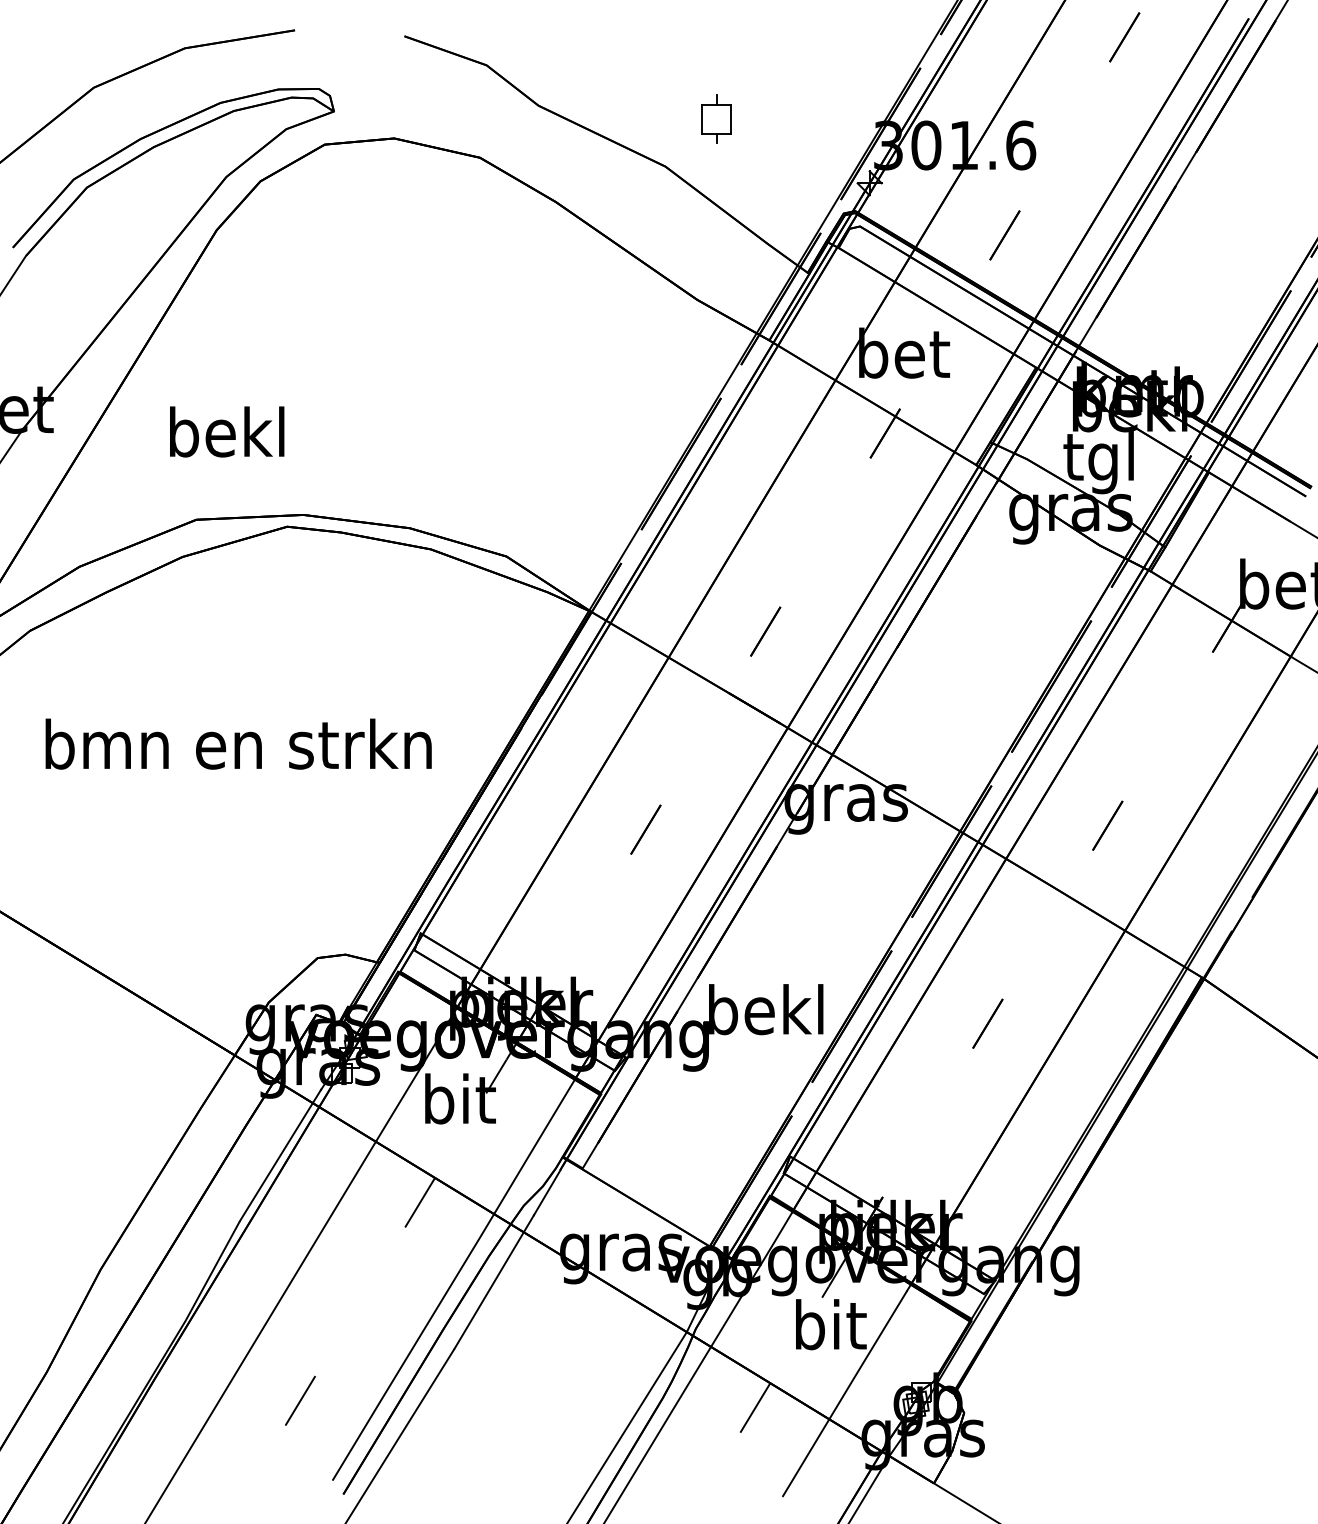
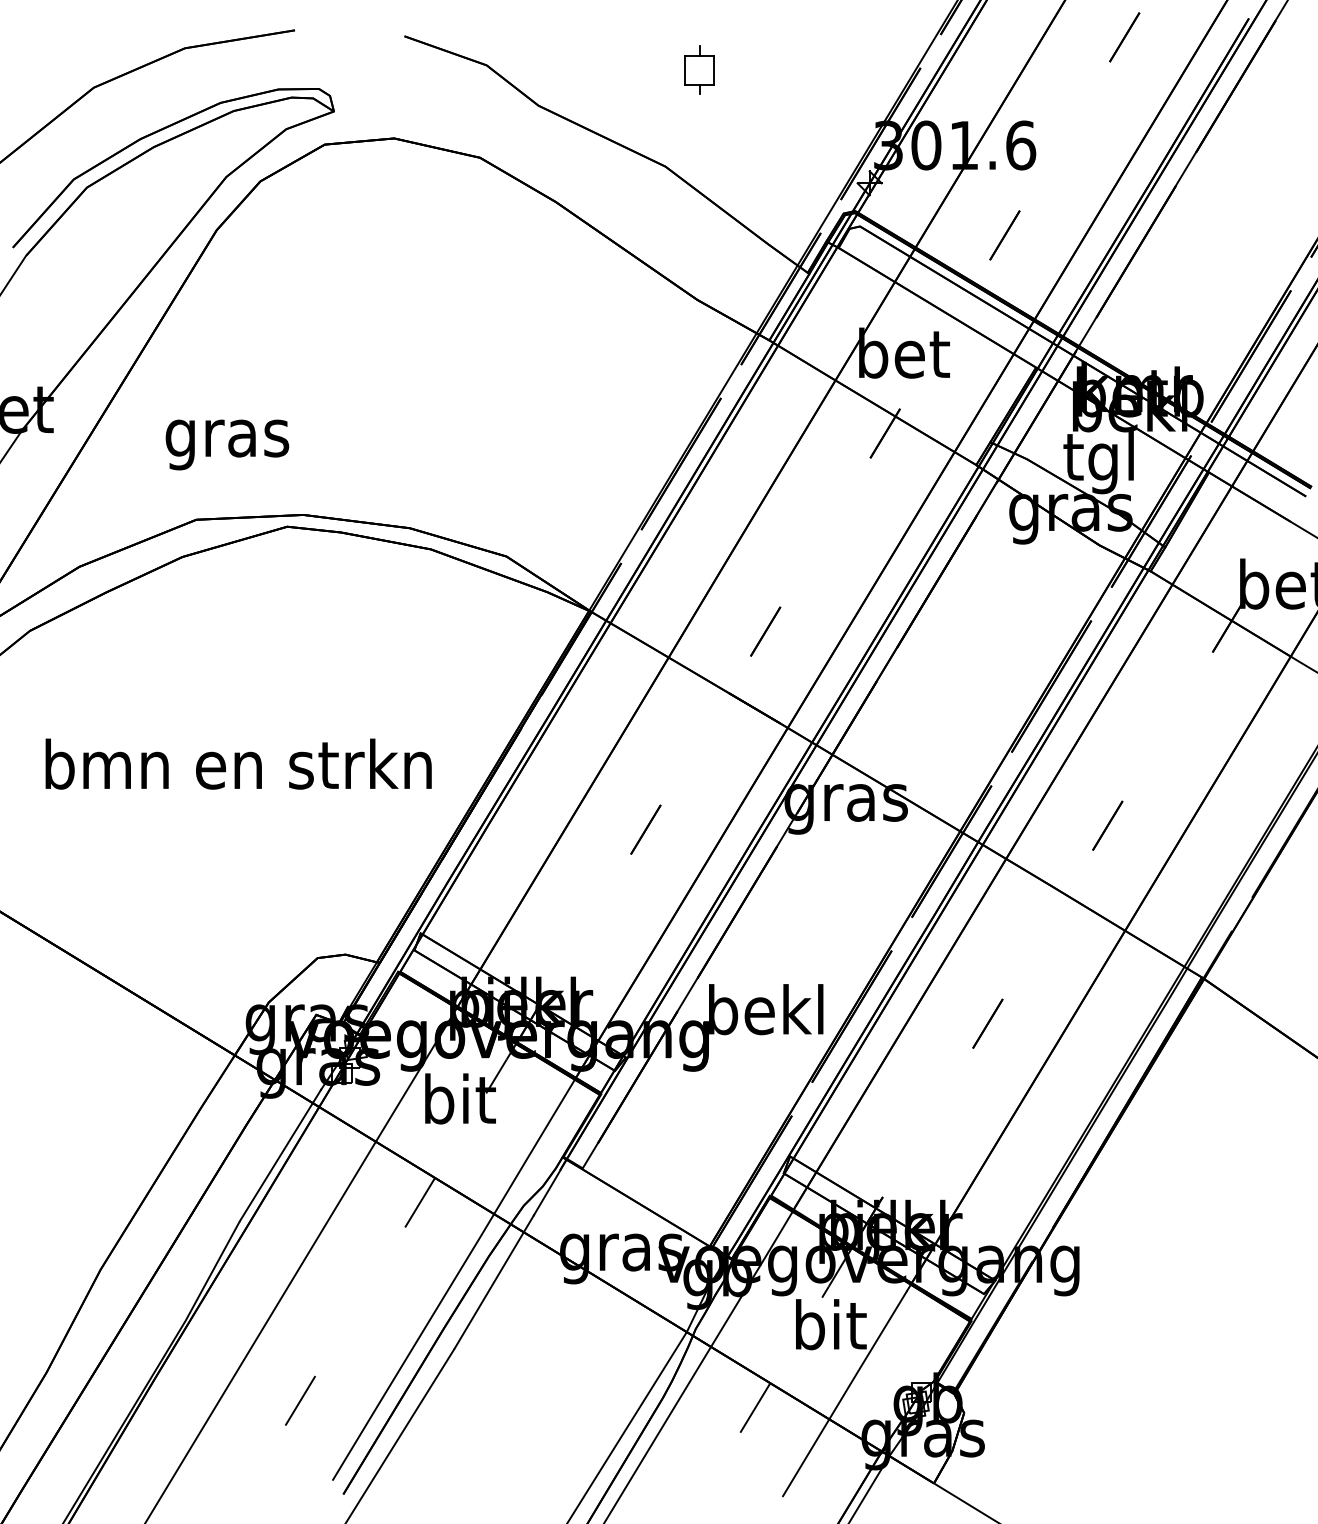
part position: (716, 118) -> (699, 69) (699, 69)
text: bekl -> gras (227, 438)
text position: (238, 743) -> (238, 763) (238, 763)
